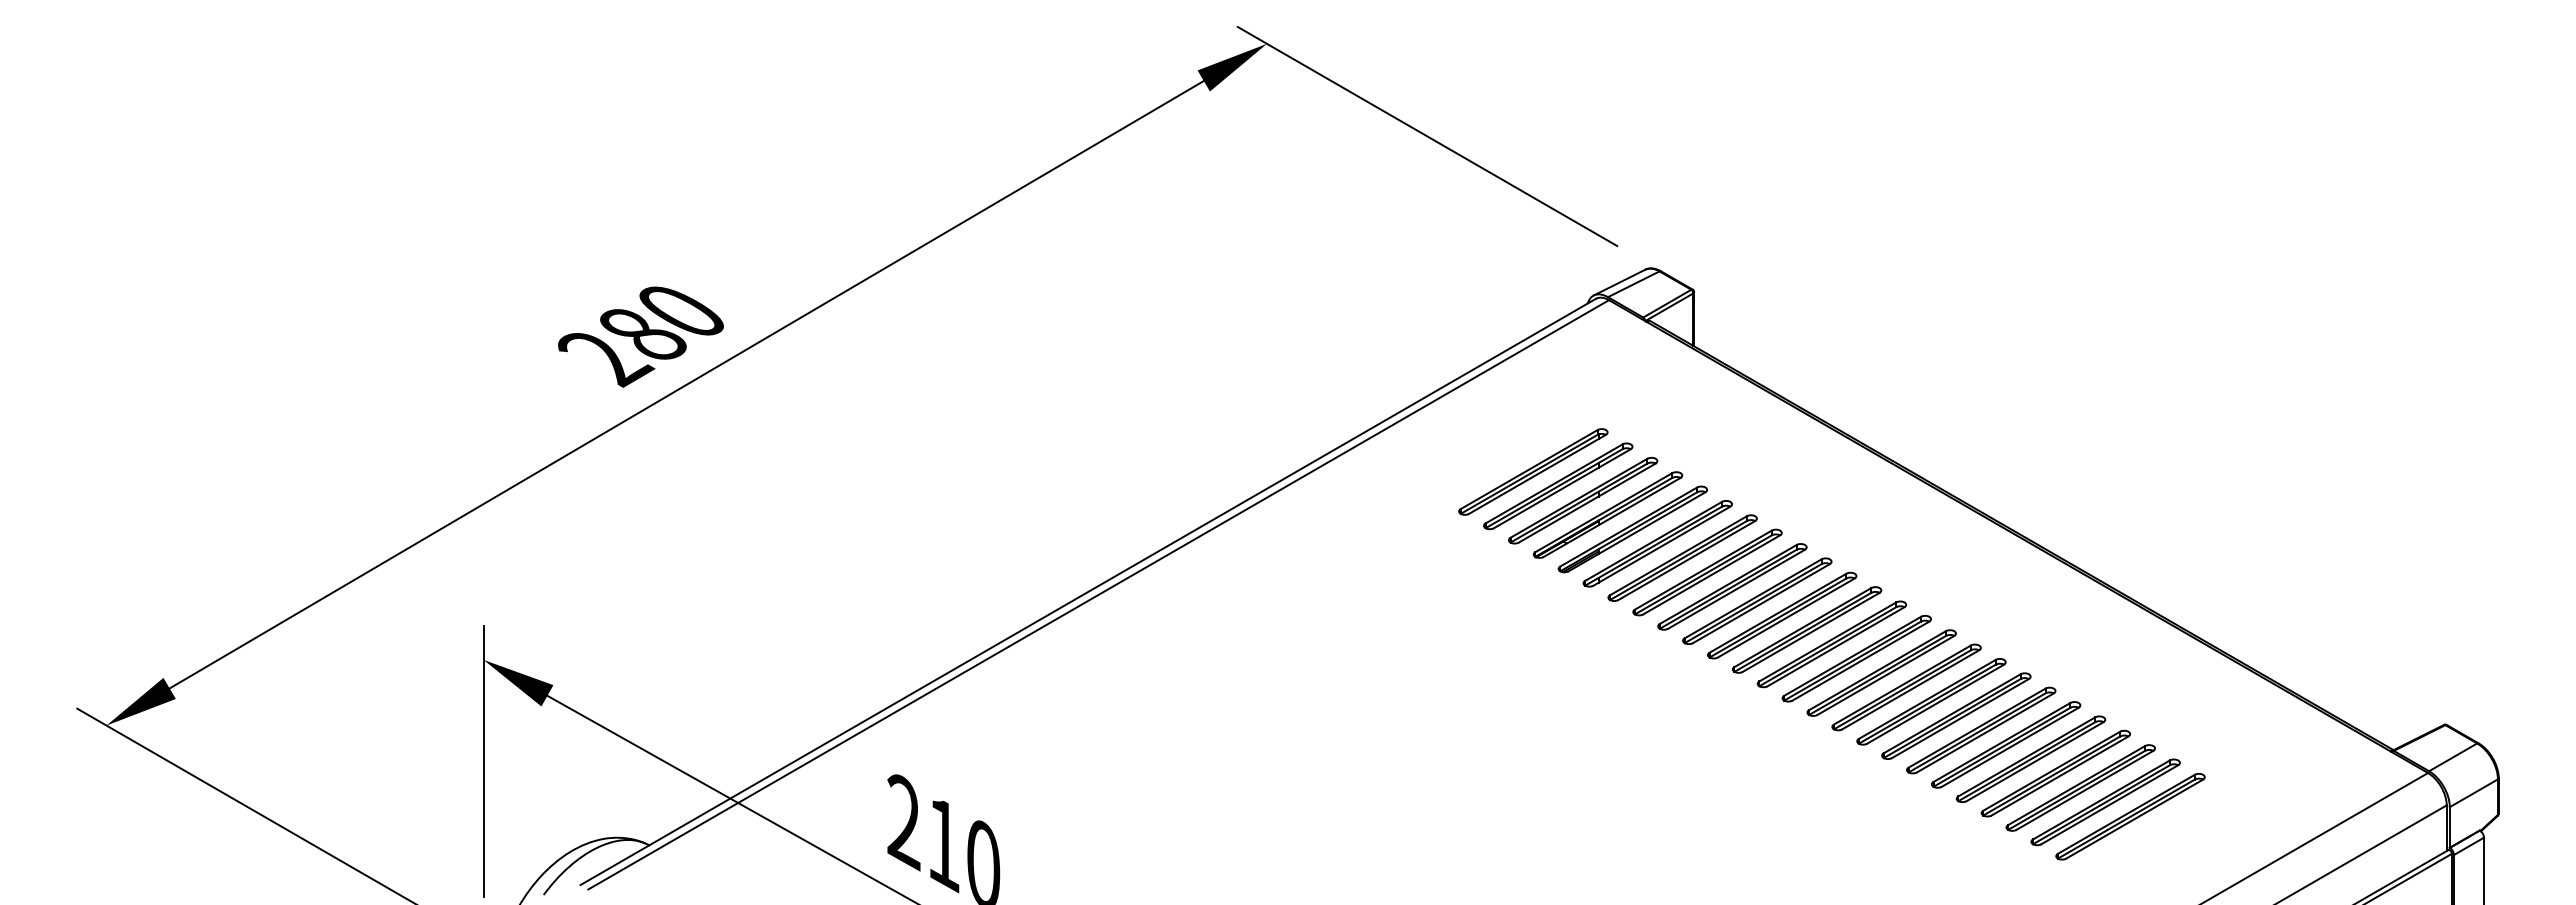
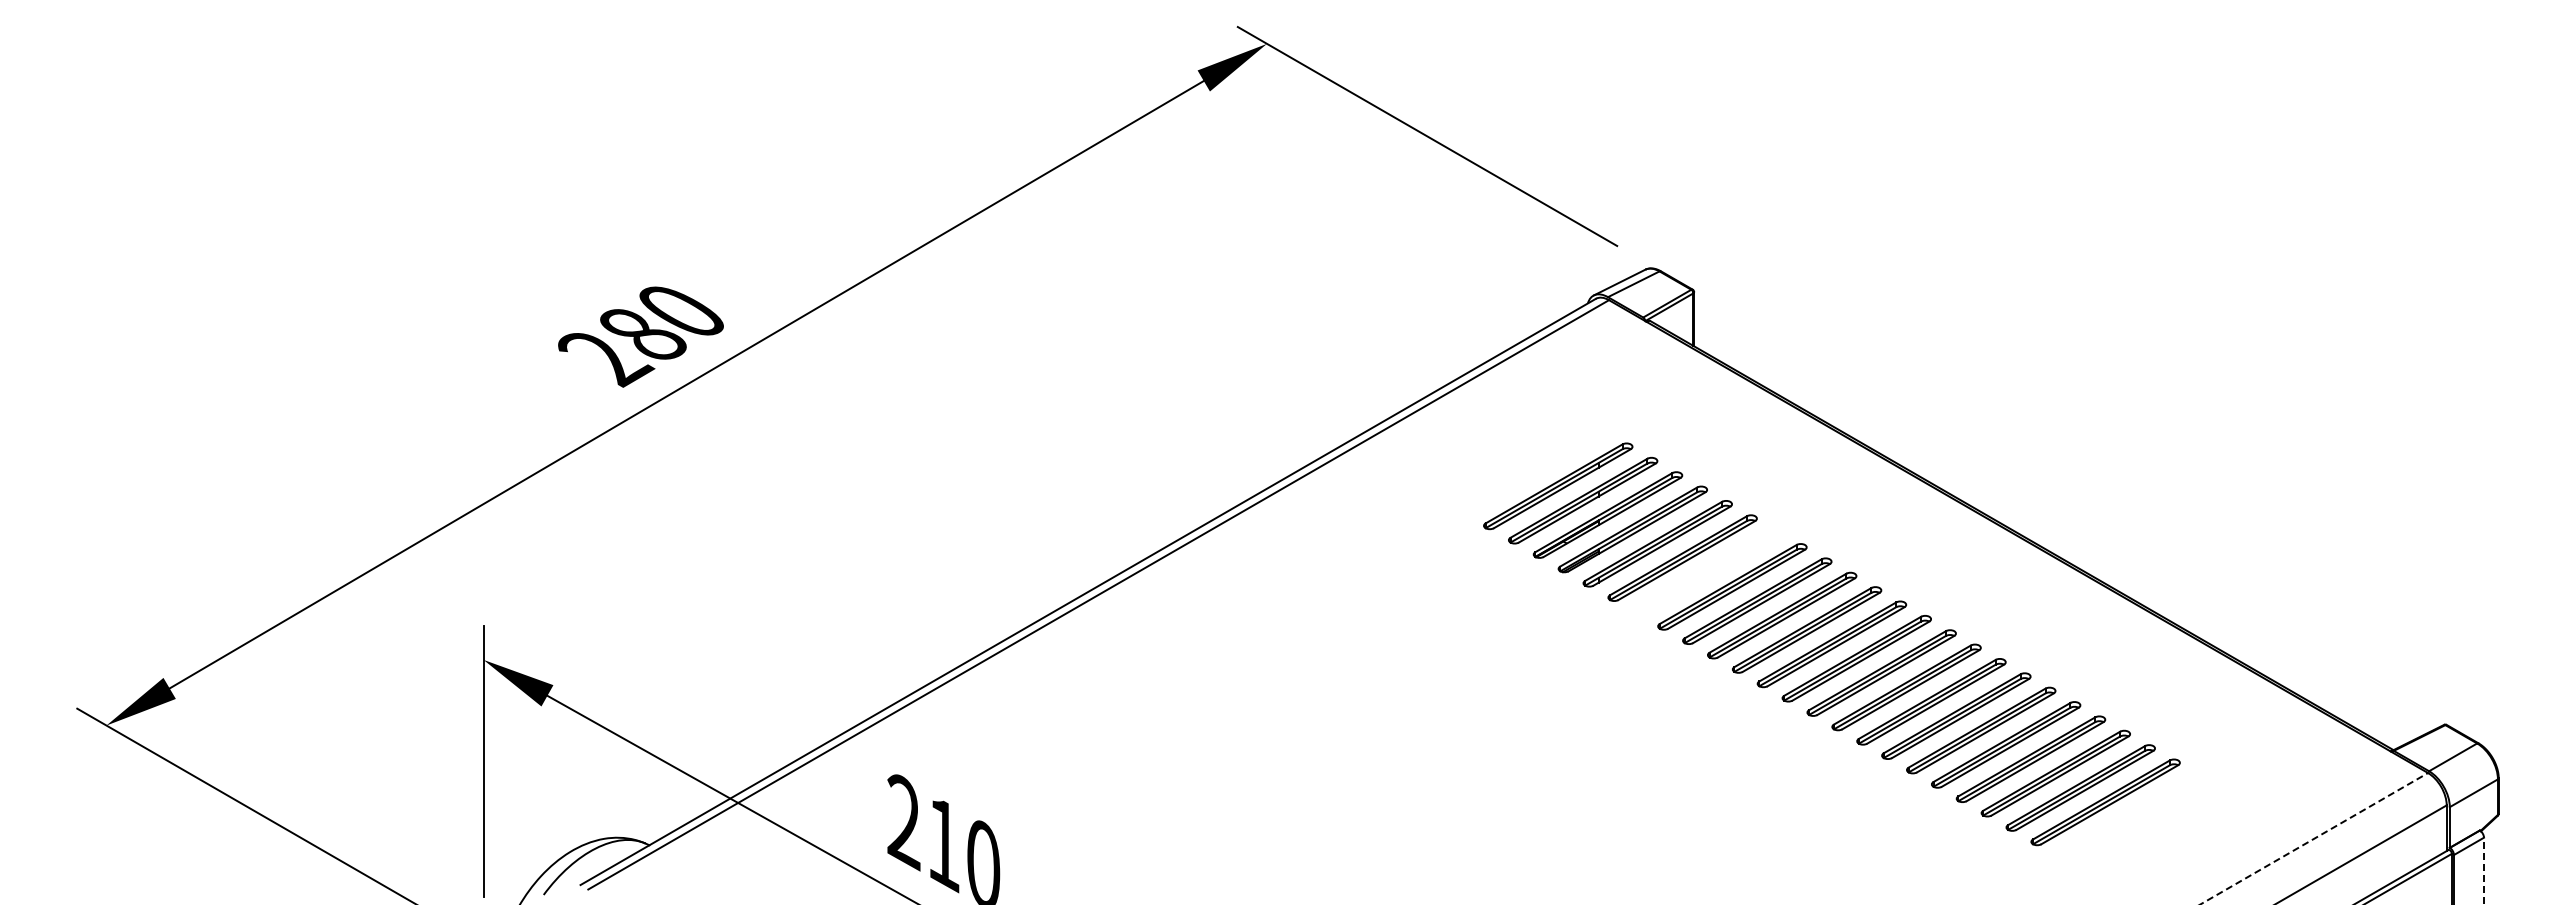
part: present -> none (1533, 471)
part: present -> none (1707, 572)
part: present -> none (2130, 816)
line: solid -> dashed (2313, 838)
line: solid -> dashed (2483, 870)
